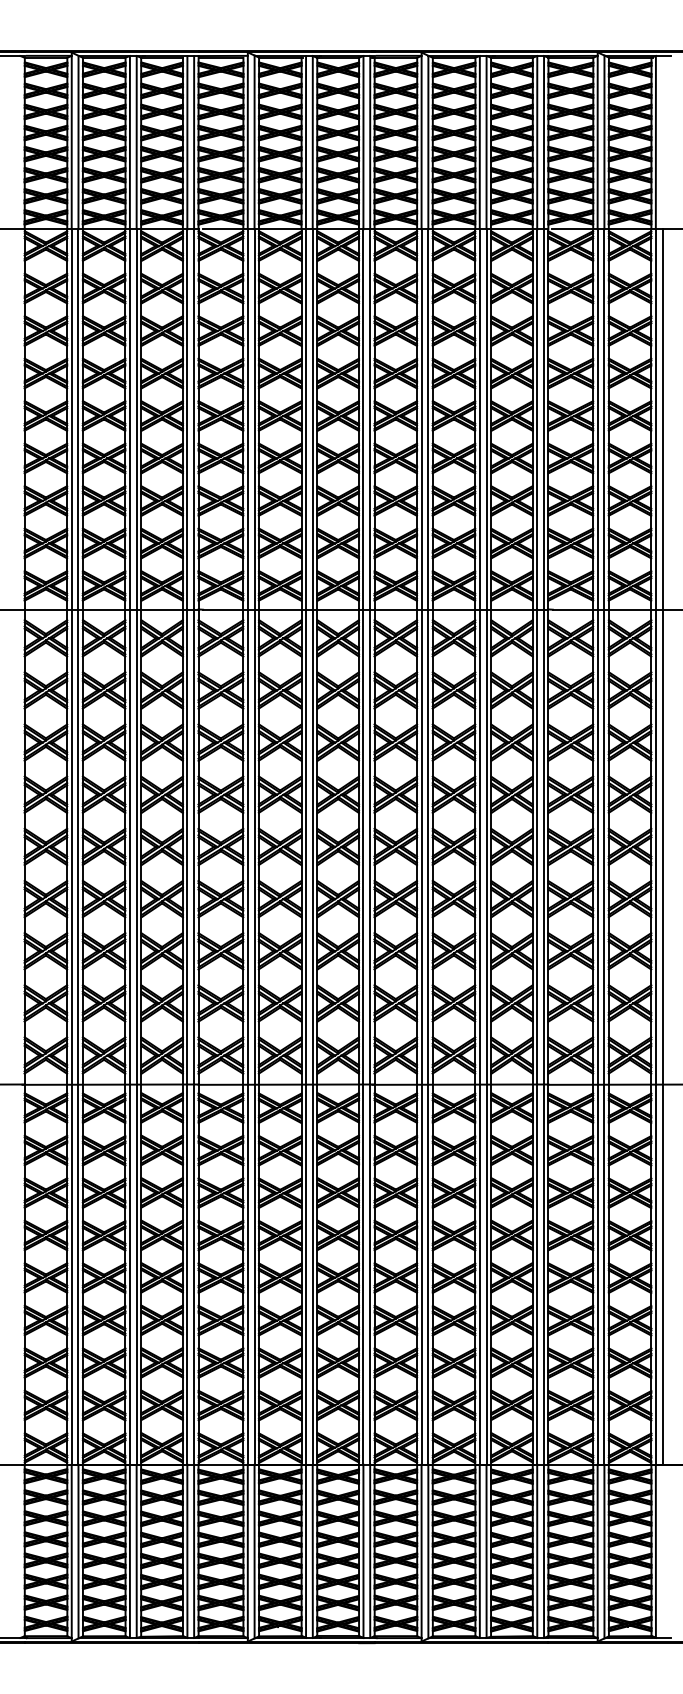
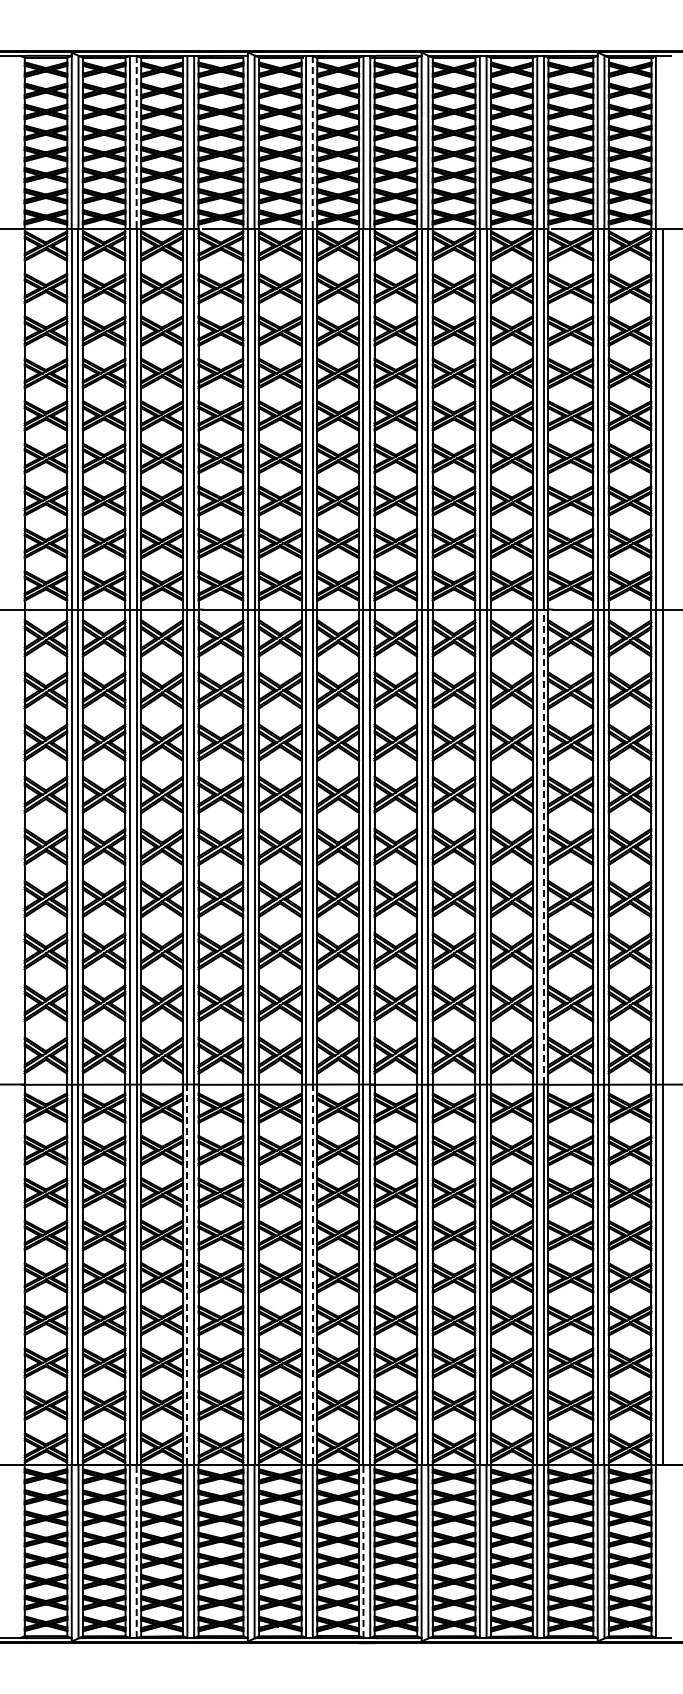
line: solid -> dashed (136, 142)
line: solid -> dashed (312, 142)
line: solid -> dashed (543, 846)
line: solid -> dashed (187, 1274)
line: solid -> dashed (312, 1274)
line: solid -> dashed (136, 1551)
line: solid -> dashed (363, 1551)
